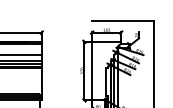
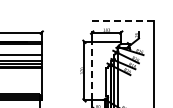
line: solid -> dashed (122, 20)
line: solid -> dashed (92, 70)
